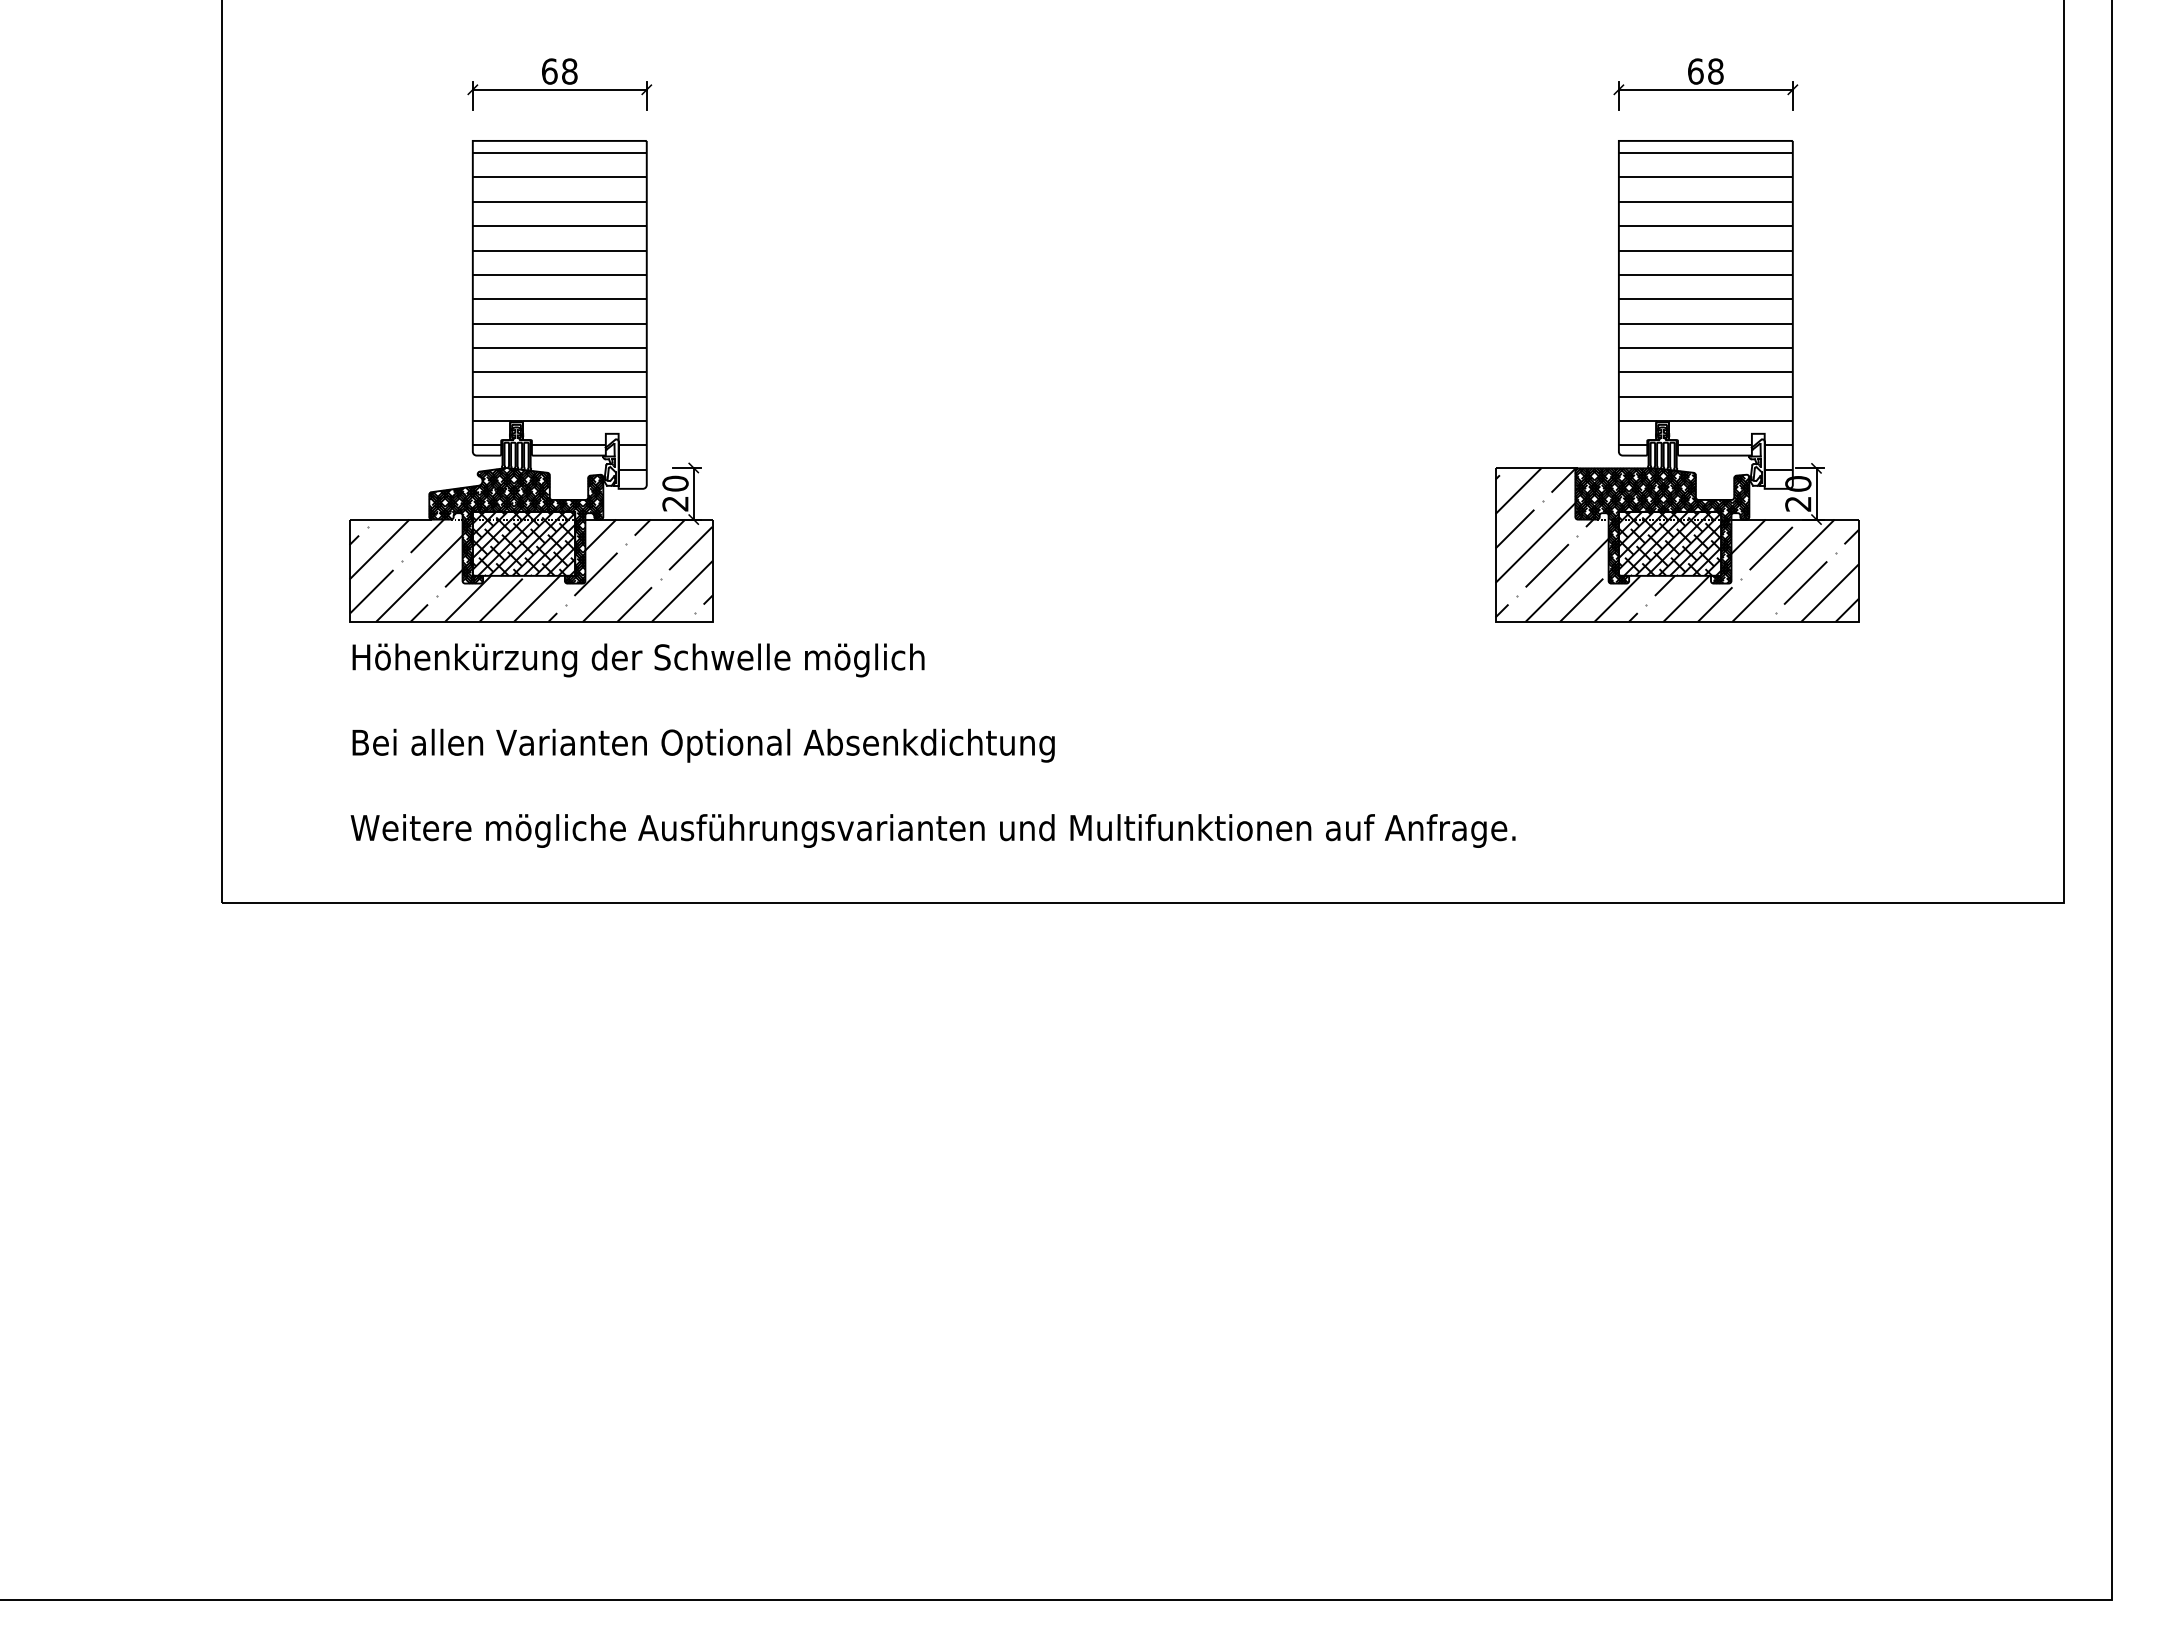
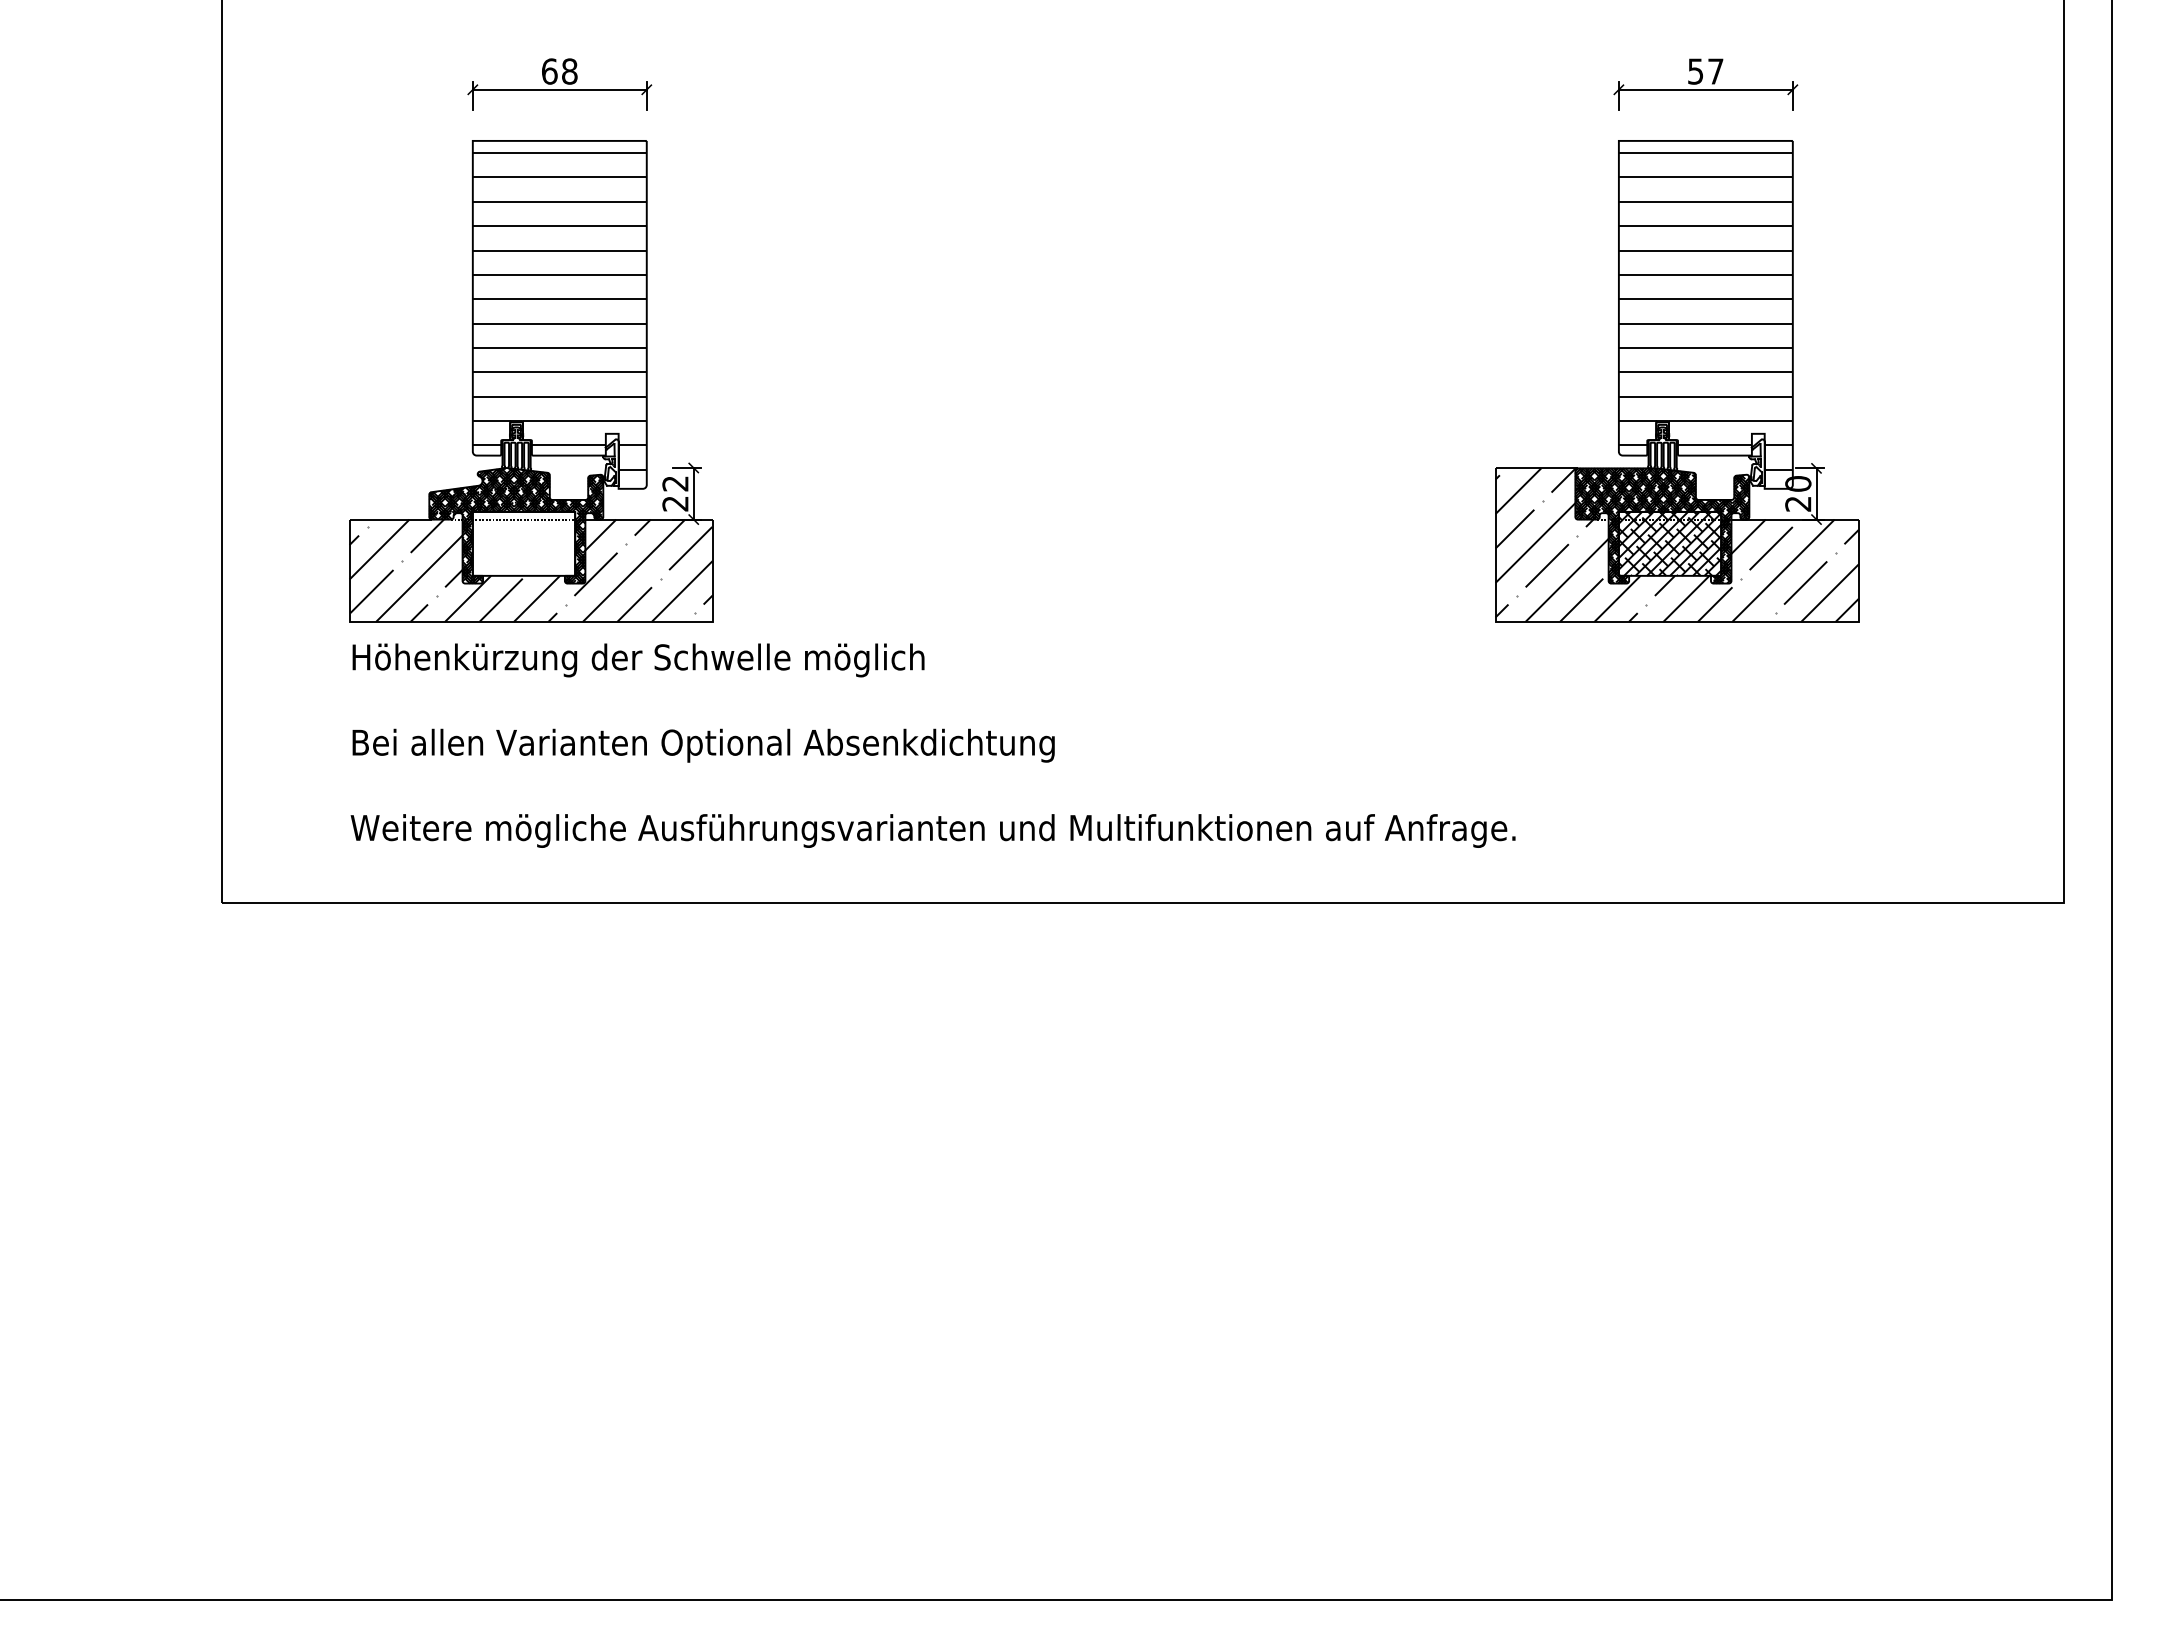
text: 68 -> 57 (1705, 71)
text: 20 -> 22 (675, 483)
hatch: present -> none (523, 543)
